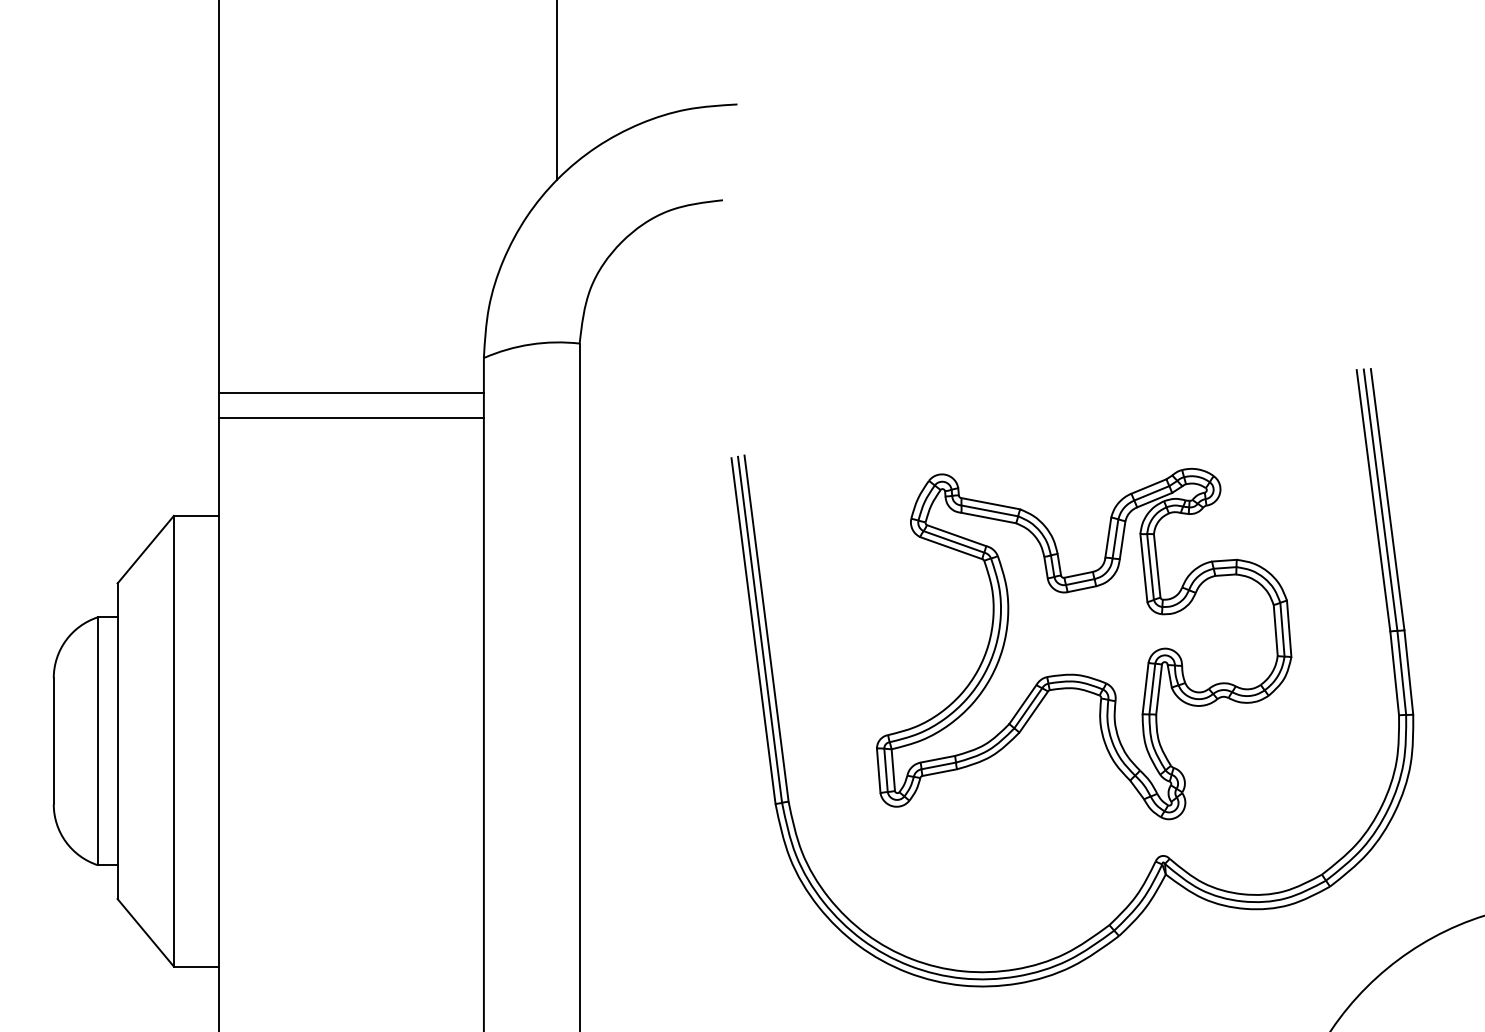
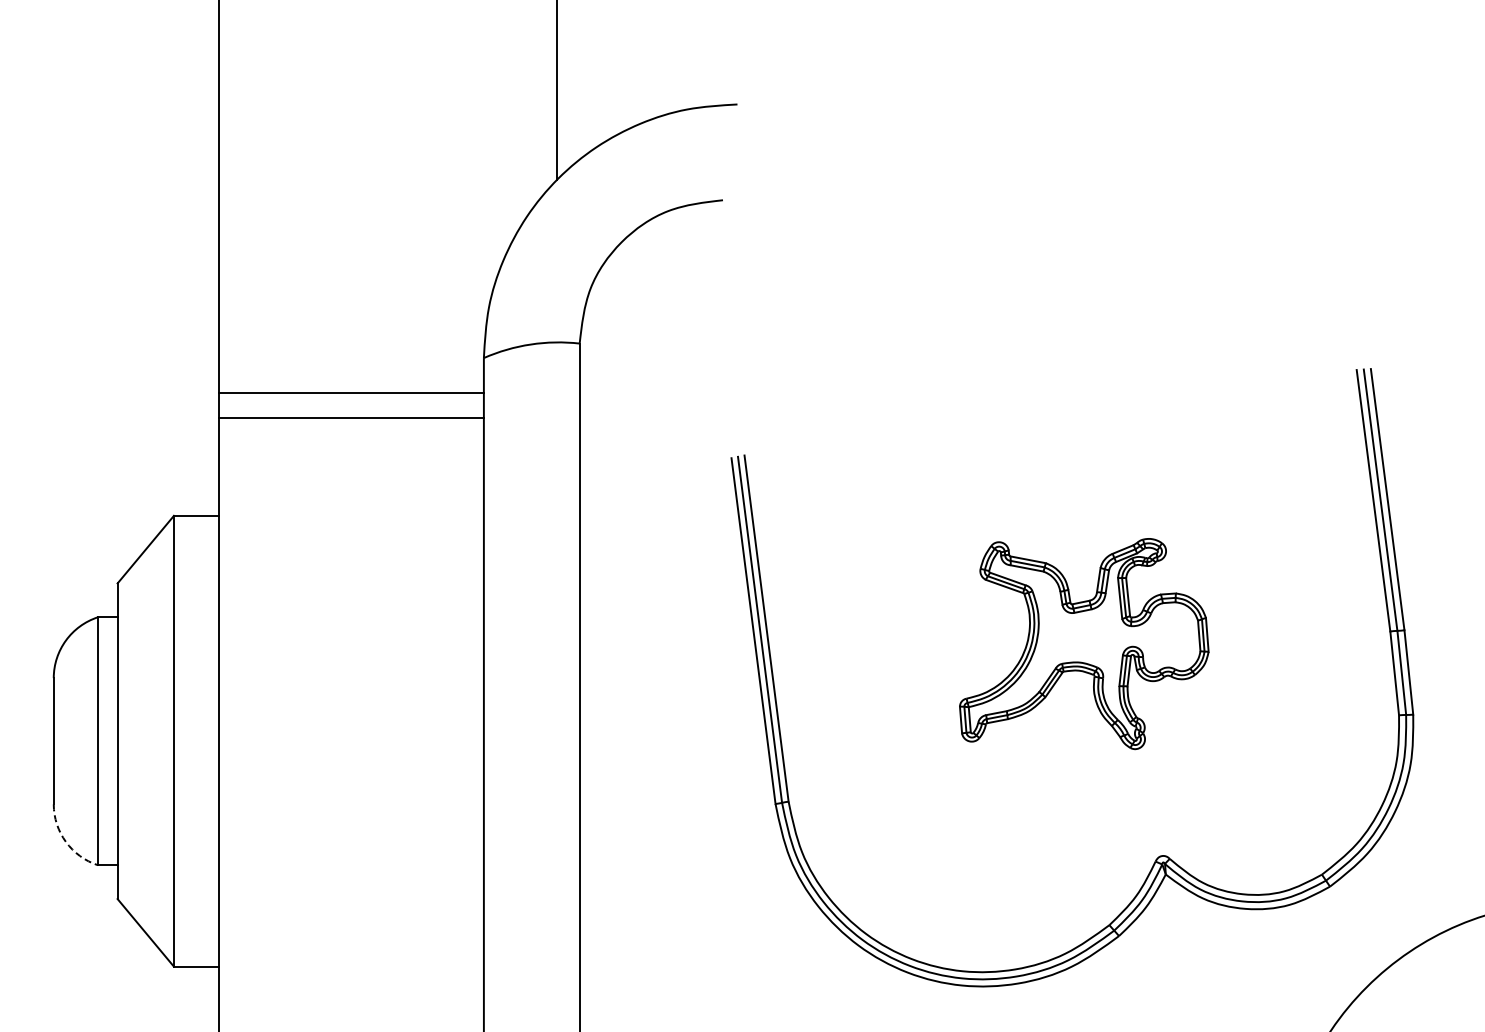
part size: 417x354 px -> 251x213 px (1084, 644)
arc: solid -> dashed (65, 841)
